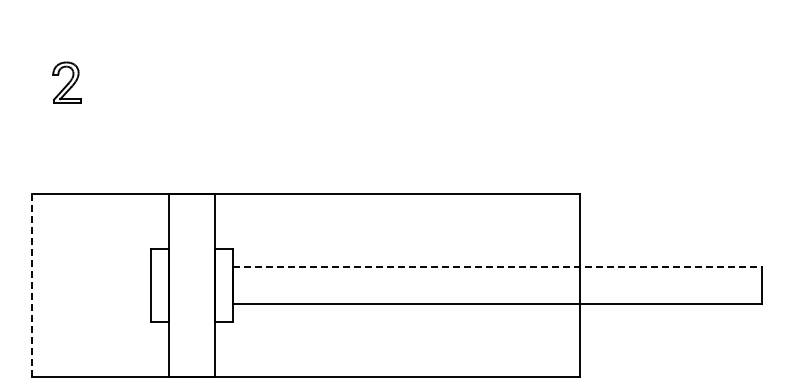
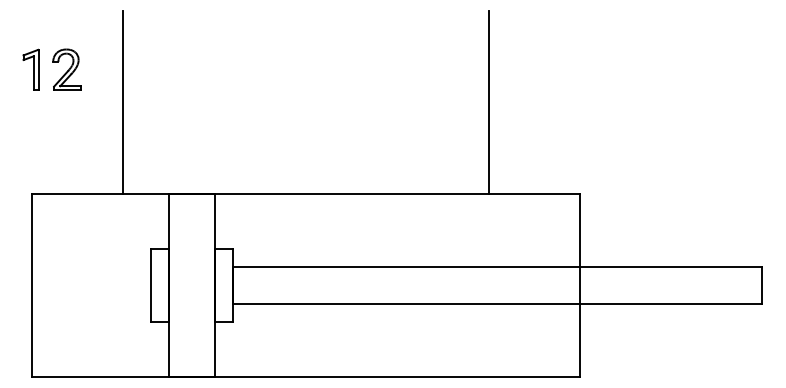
part: none -> present (30, 69)
part position: (66, 82) -> (66, 69) (66, 69)
line: none -> present (123, 102)
line: none -> present (488, 102)
line: dashed -> solid (497, 267)
line: dashed -> solid (32, 284)
